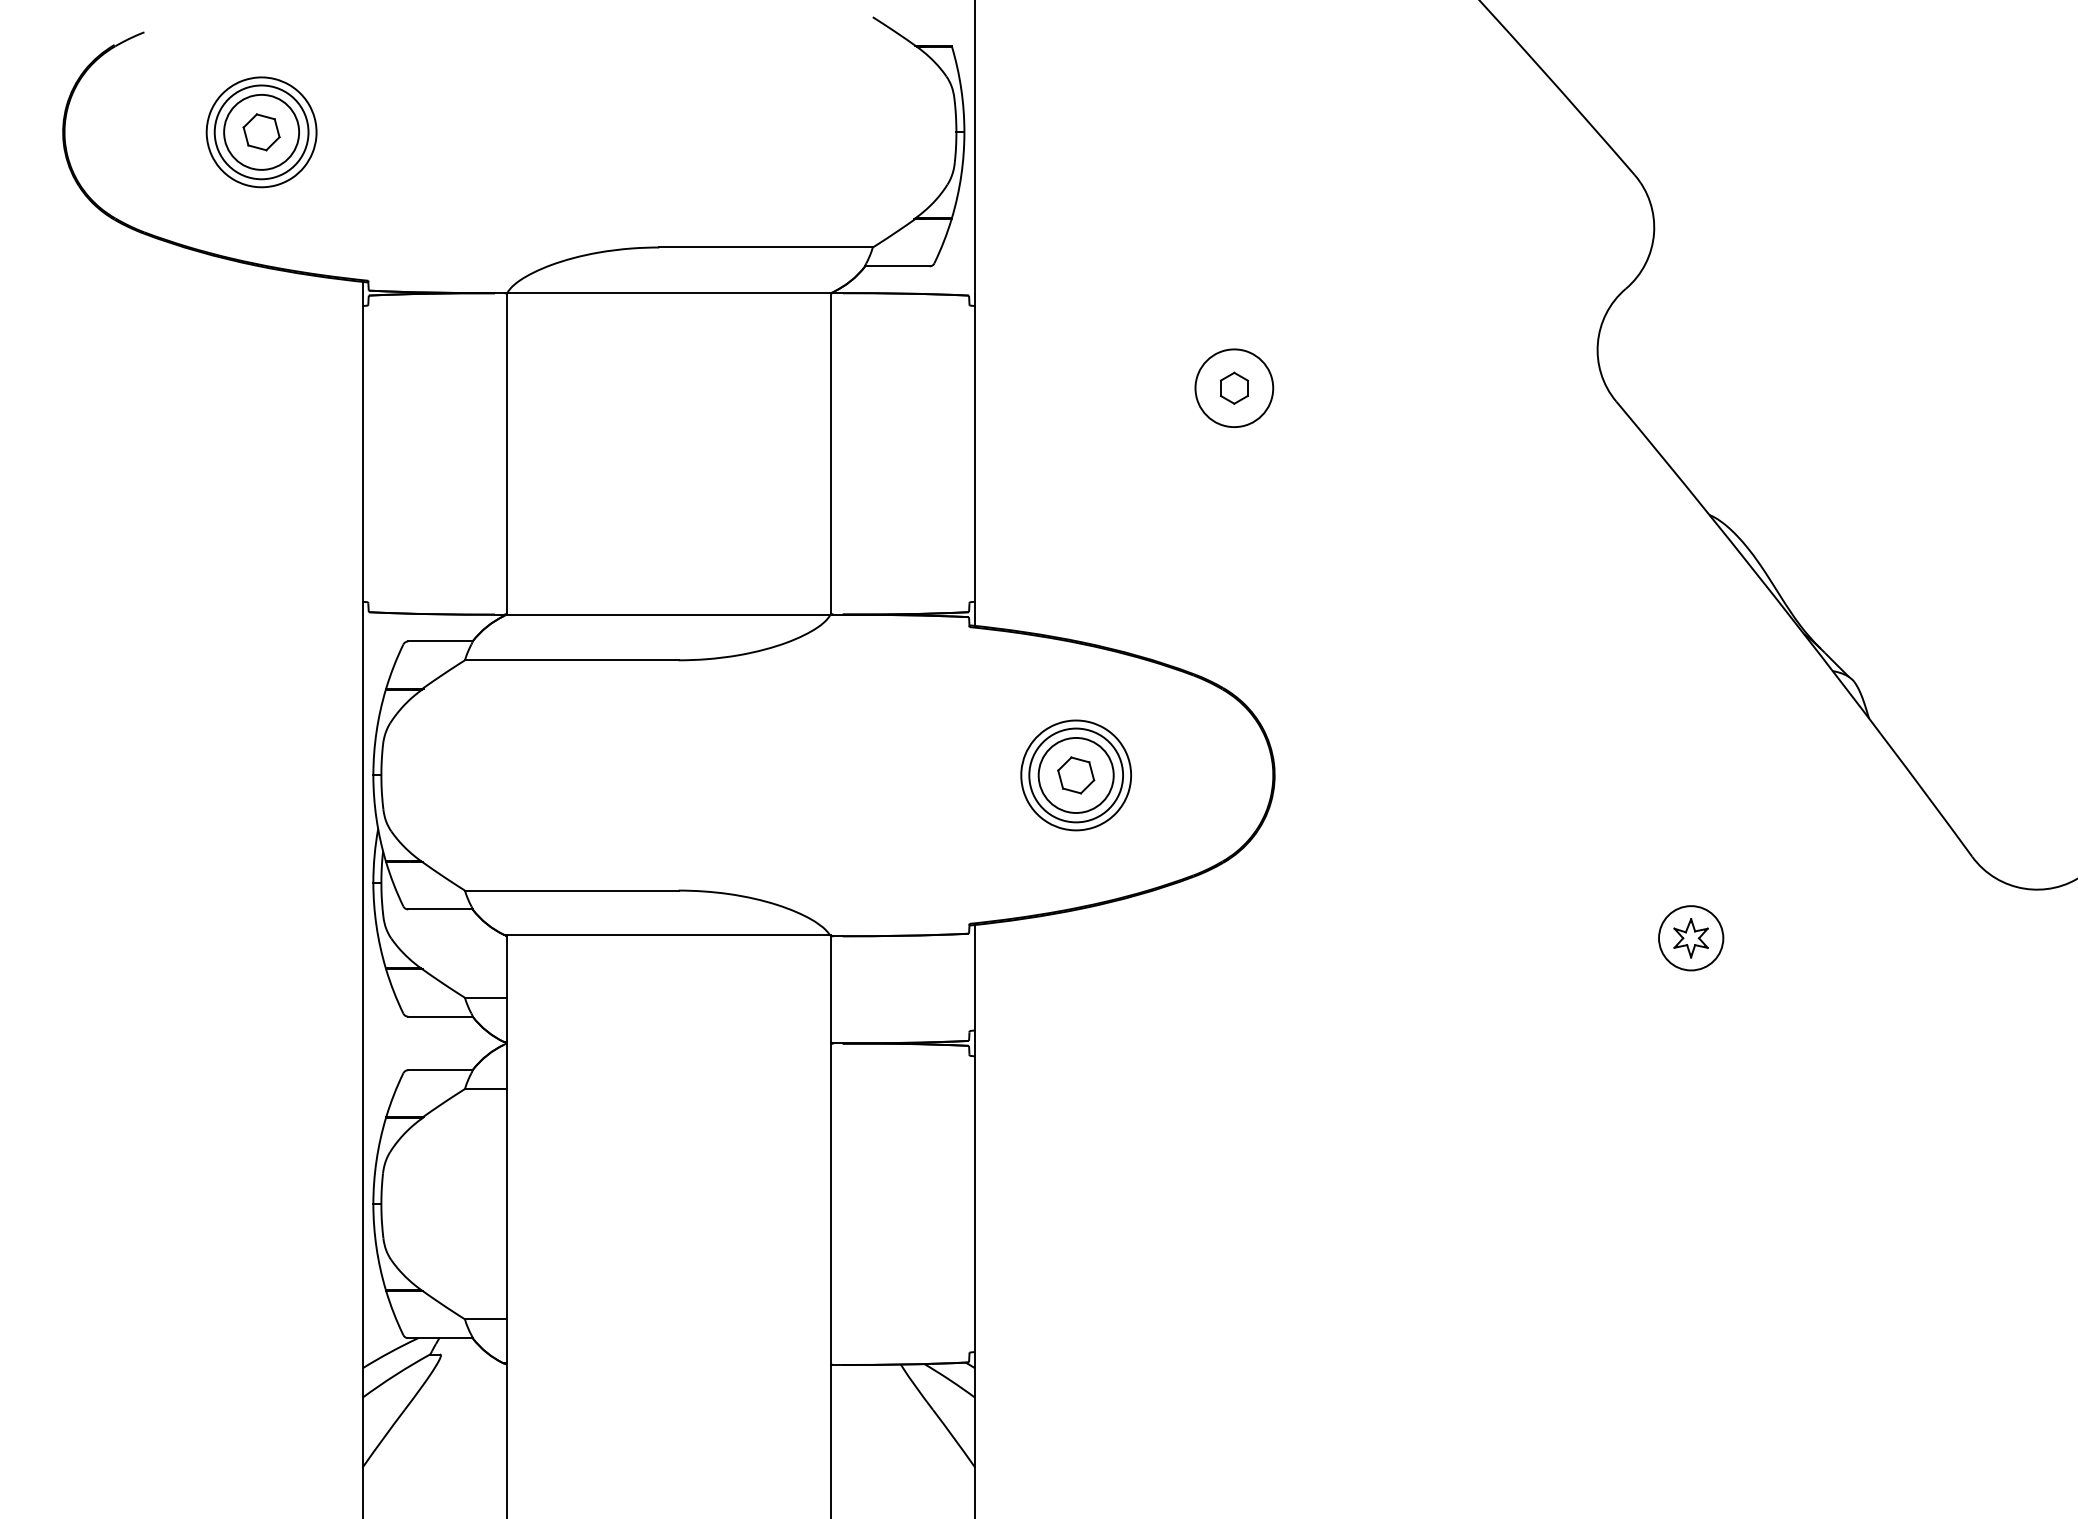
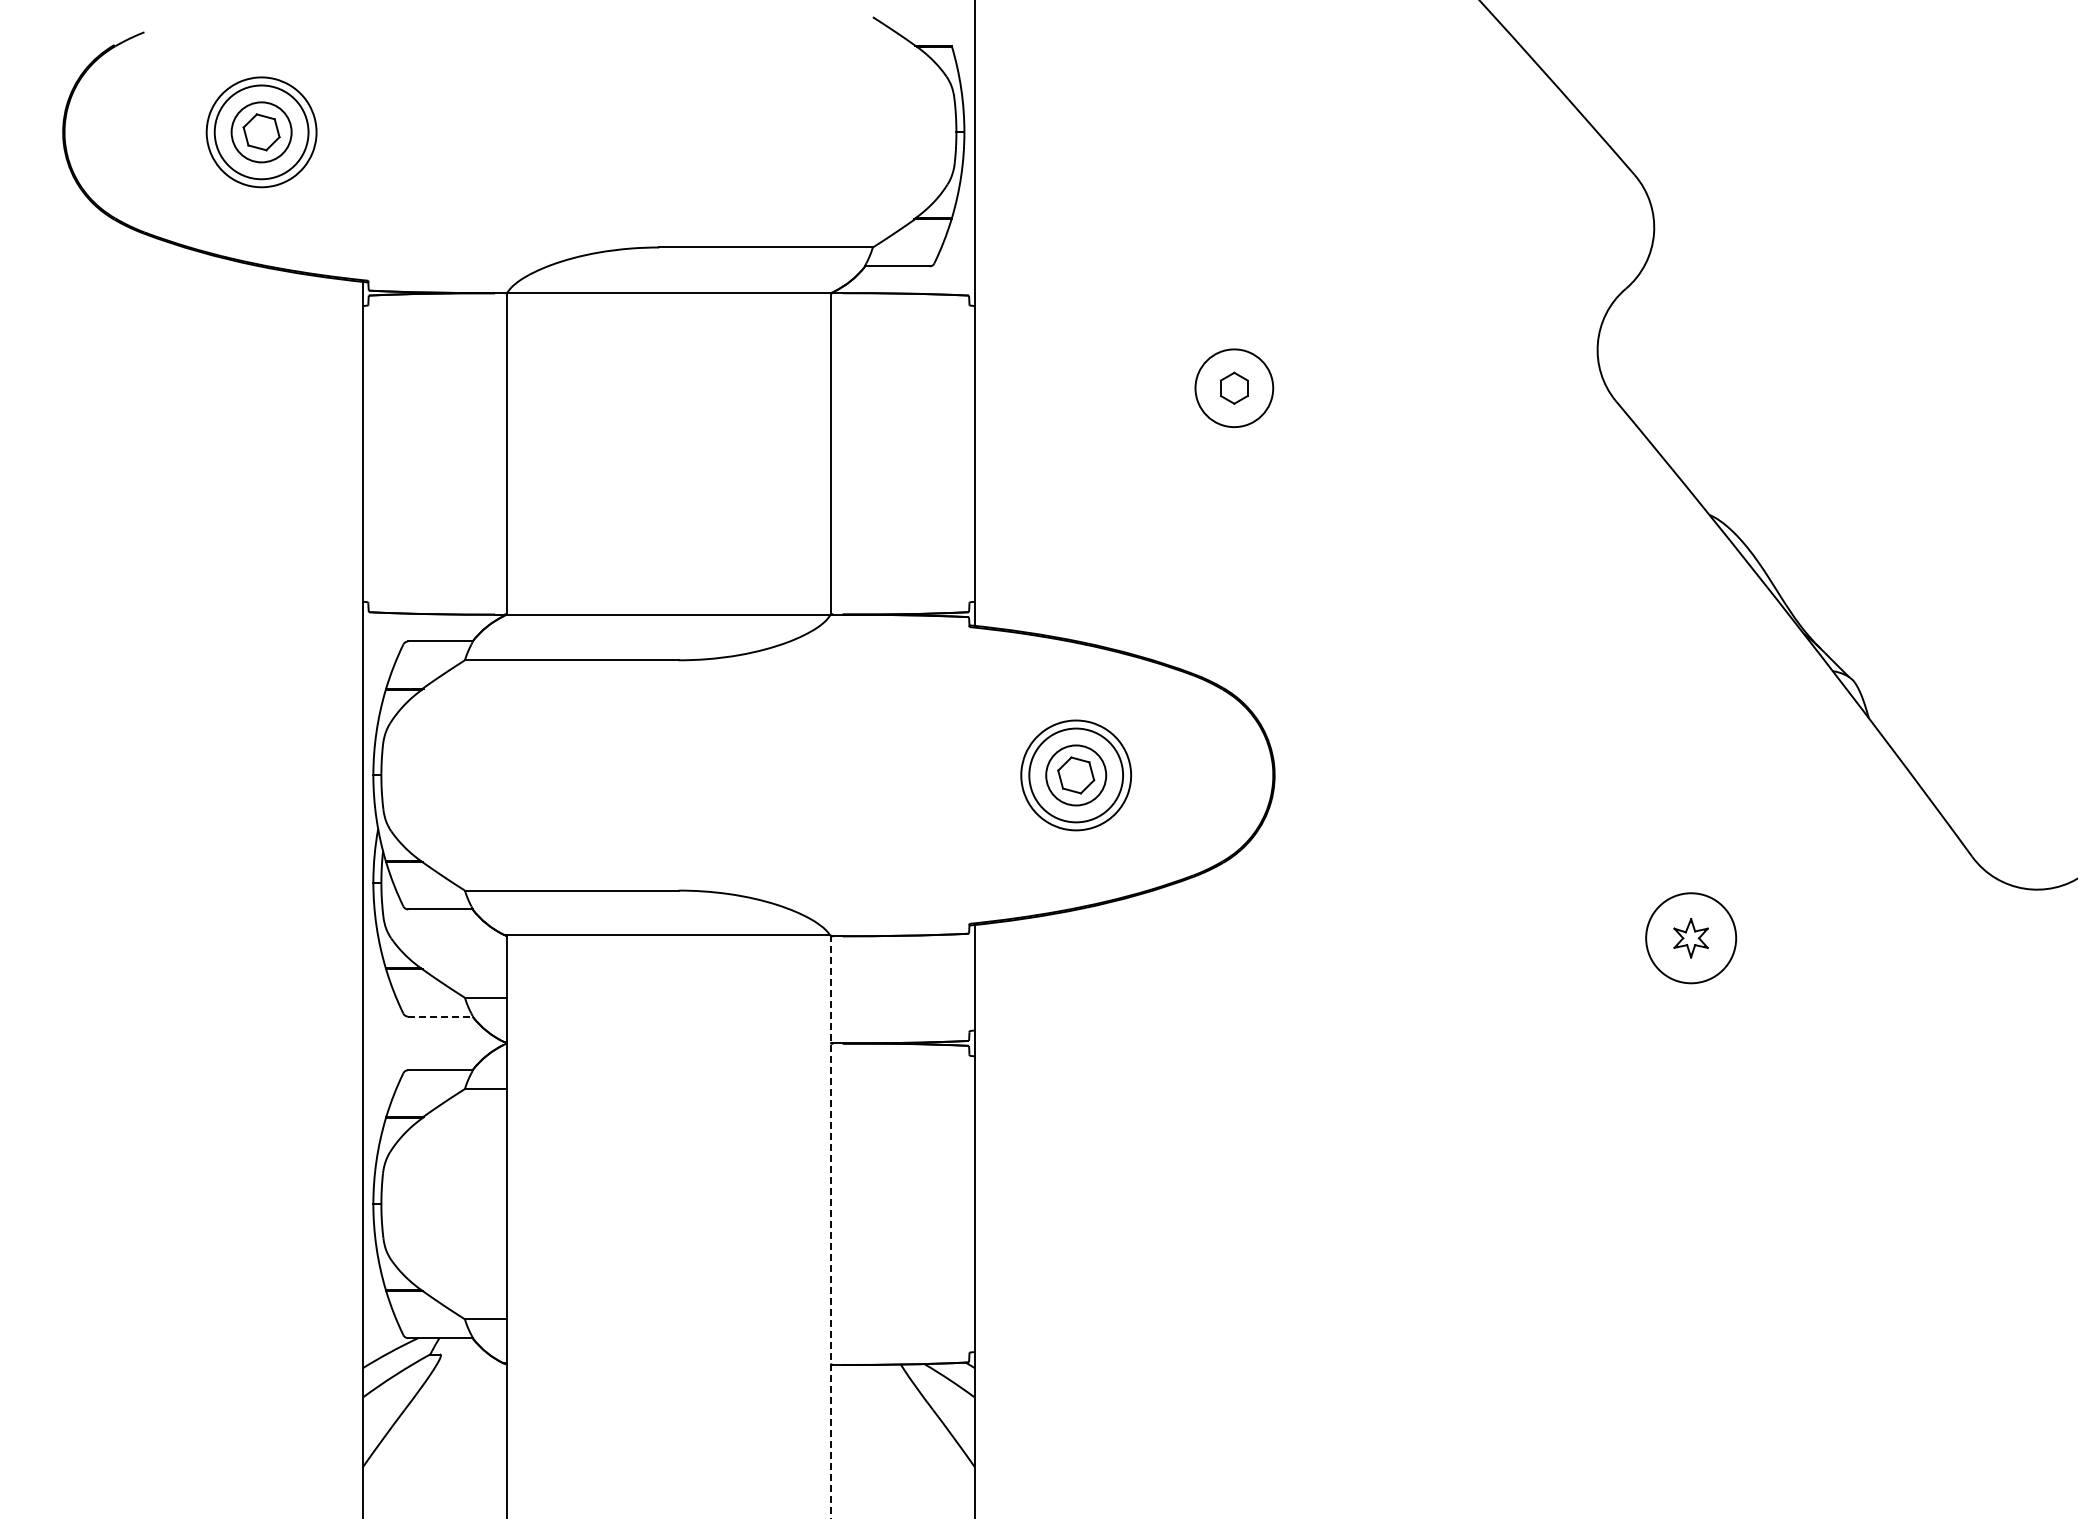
circle diameter: 75 px -> 60 px (261, 132)
circle diameter: 75 px -> 60 px (1076, 775)
circle diameter: 64 px -> 90 px (1691, 938)
line: solid -> dashed (440, 1016)
line: solid -> dashed (830, 1227)
